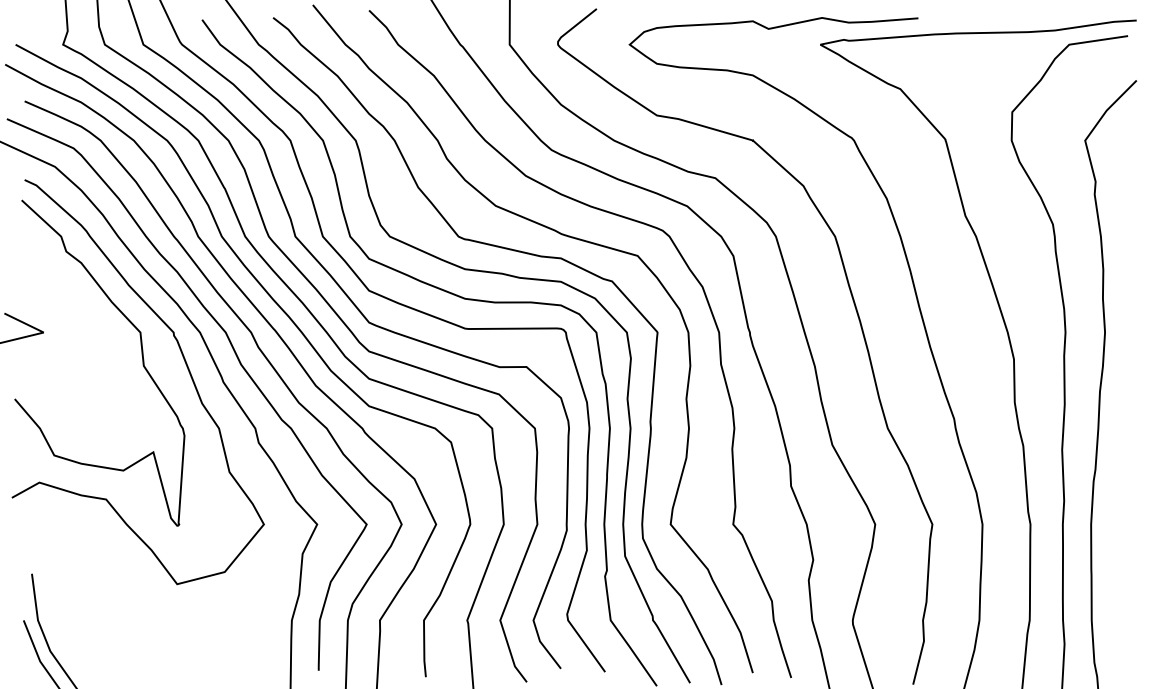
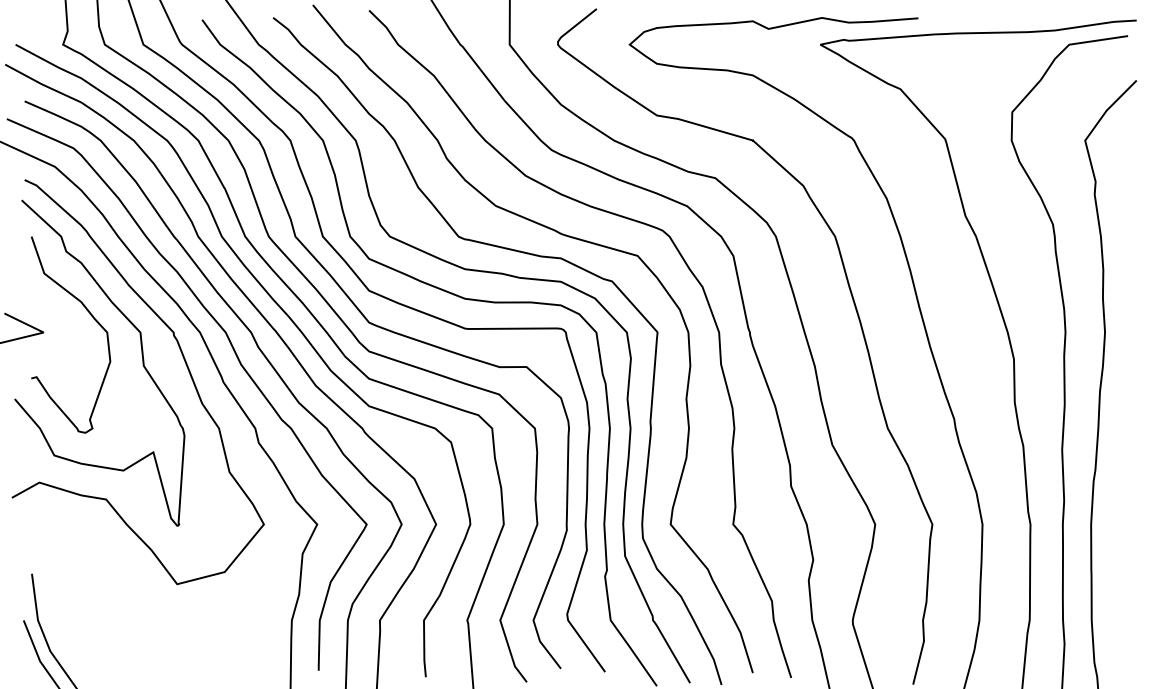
curve: none -> present (93, 319)
